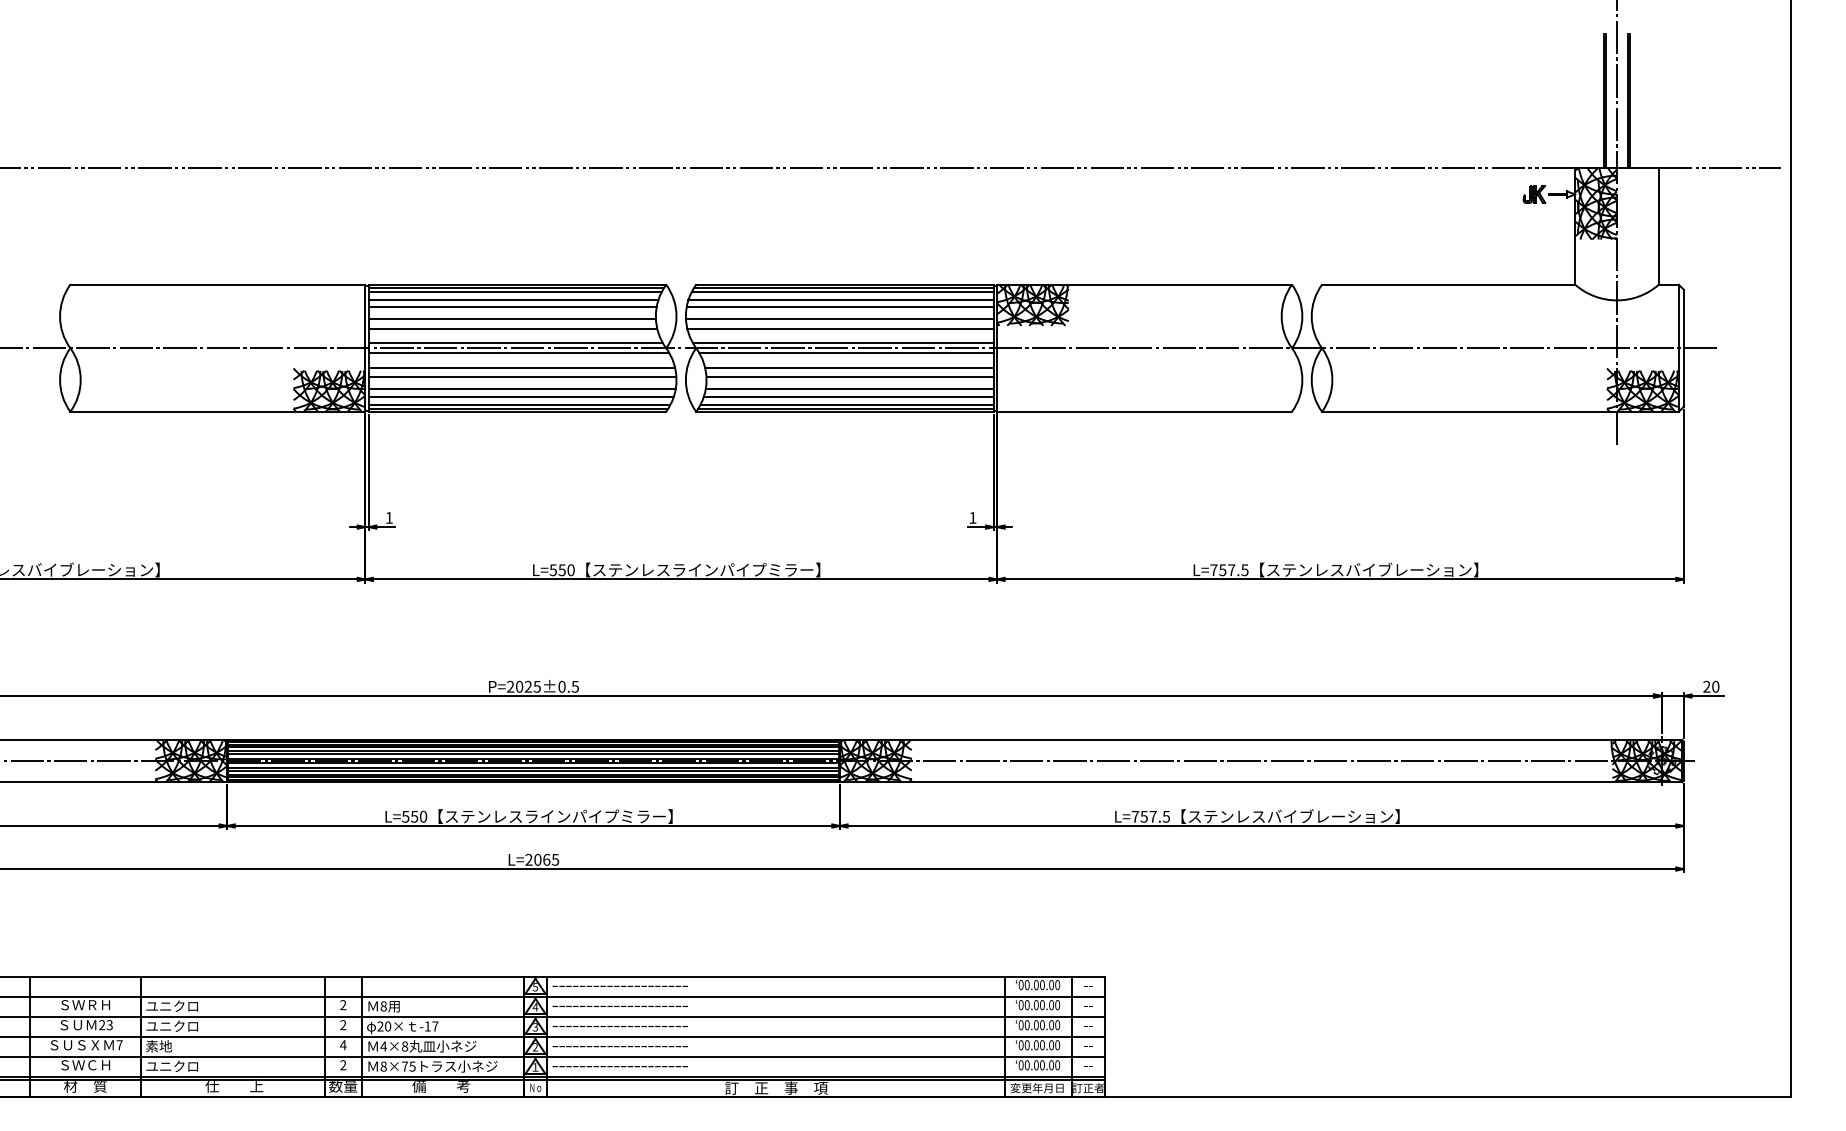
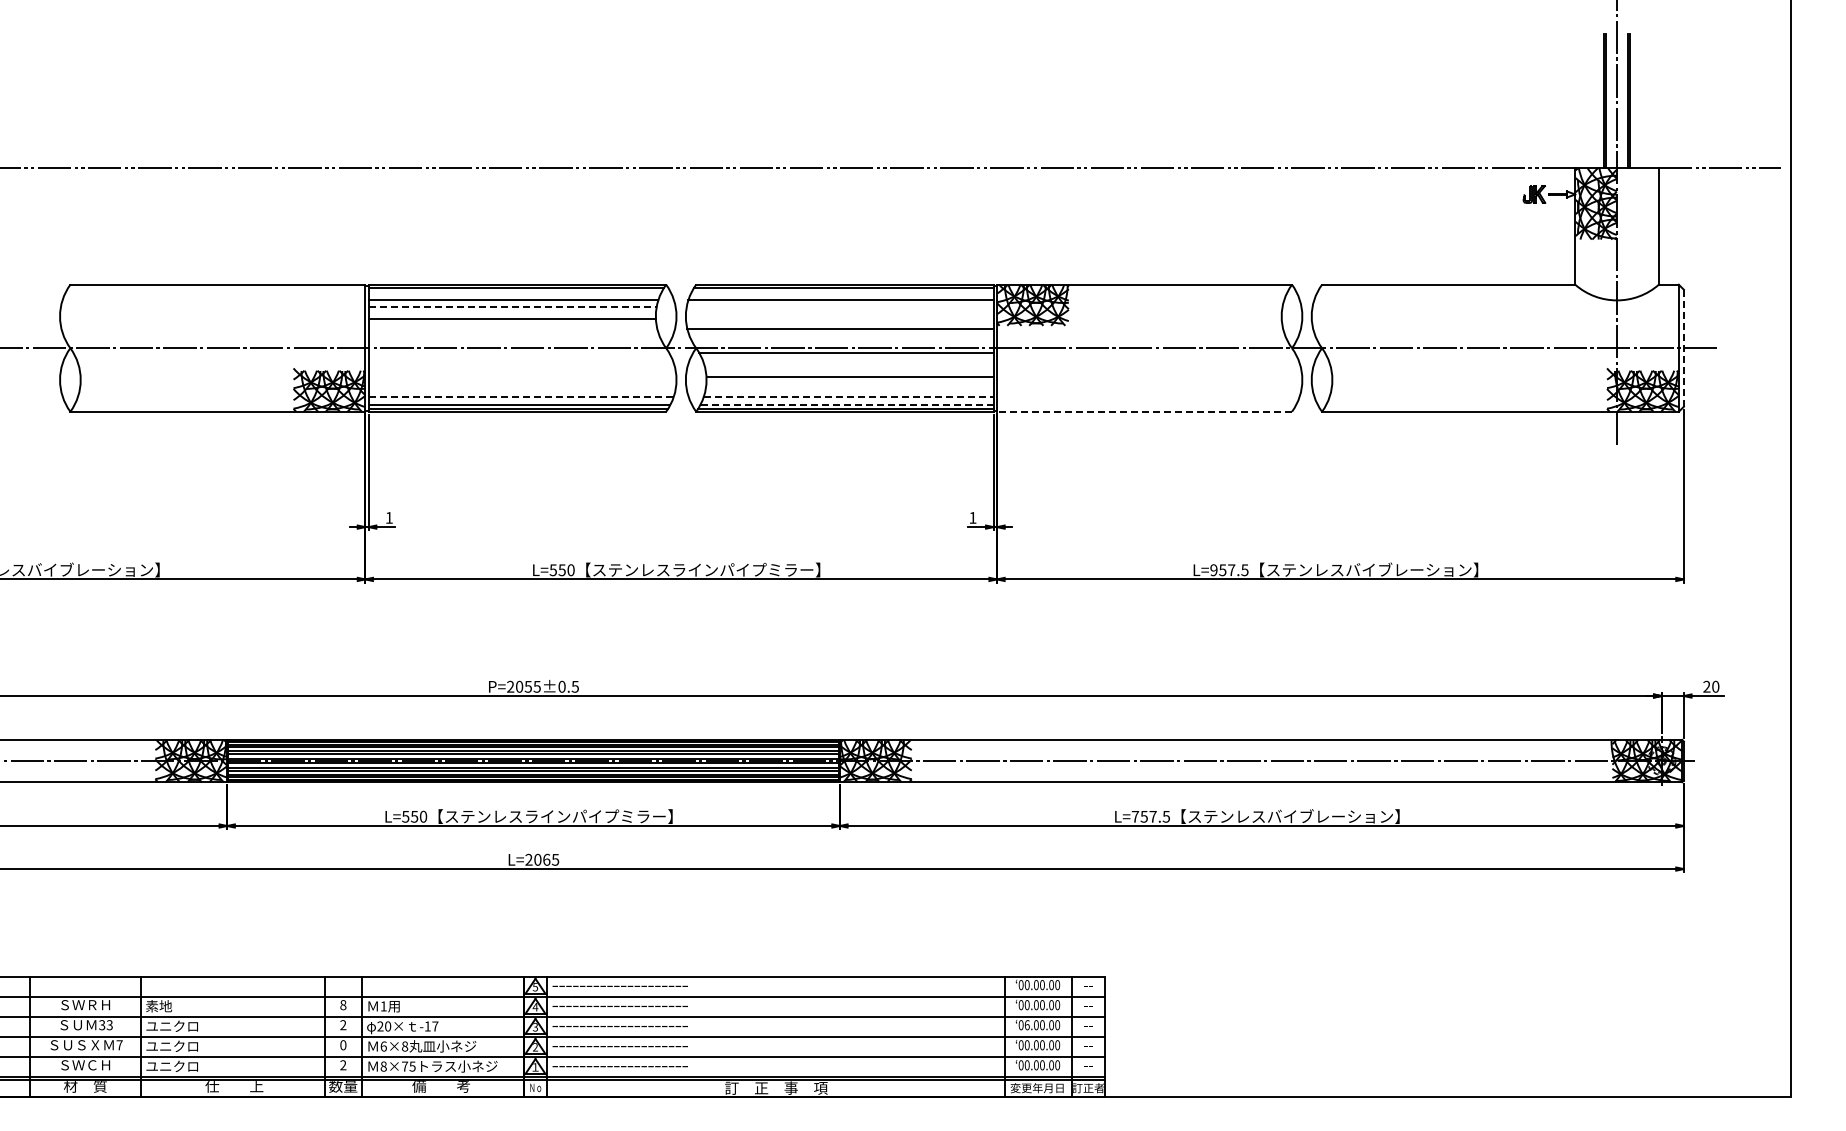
line: present -> none (514, 291)
line: present -> none (842, 291)
line: solid -> dashed (512, 307)
line: present -> none (839, 307)
line: present -> none (839, 319)
line: present -> none (512, 328)
line: present -> none (515, 343)
line: present -> none (842, 343)
line: solid -> dashed (1683, 347)
line: present -> none (518, 353)
line: present -> none (521, 367)
line: present -> none (849, 367)
line: present -> none (522, 377)
line: present -> none (521, 389)
line: present -> none (849, 389)
line: solid -> dashed (521, 396)
line: solid -> dashed (848, 396)
line: solid -> dashed (847, 404)
line: solid -> dashed (1144, 411)
text: L=757.5 -> L=957.5 (1213, 570)
text: P=2025±0.5 -> P=2055±0.5 (527, 686)
text: 2 -> 8 (343, 1005)
text: ユニクロ -> 素地 (171, 1006)
text: 8 -> 1 (383, 1006)
text: 00.00.00 -> 06.00.00 (1027, 1024)
text: 23 -> 33 (102, 1025)
text: 4 -> 0 (343, 1045)
text: 素地 -> ユニクロ (171, 1046)
text: 4×8 -> 6×8 (383, 1046)
